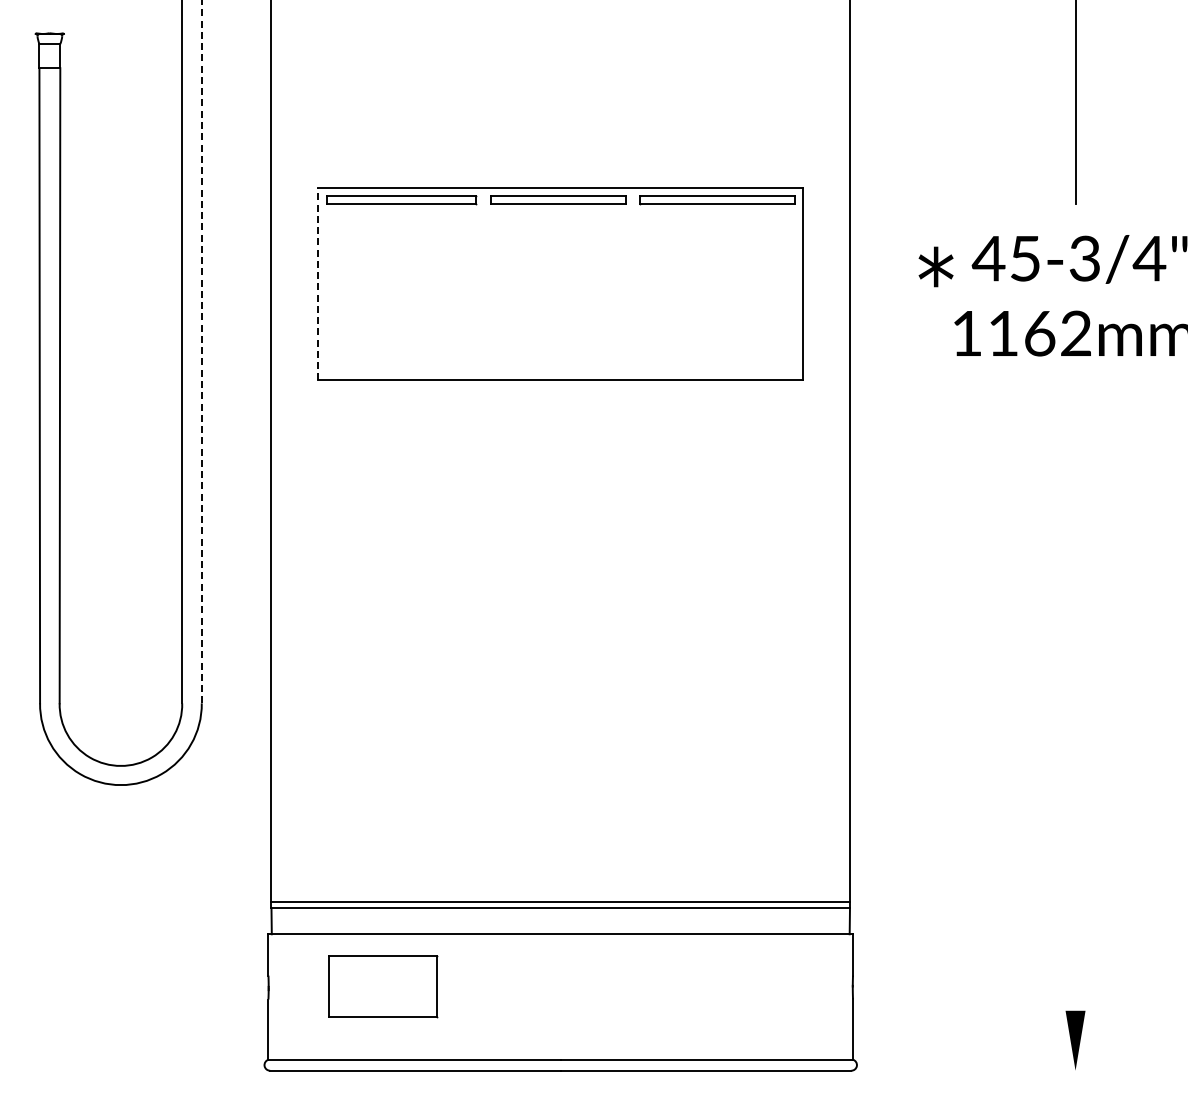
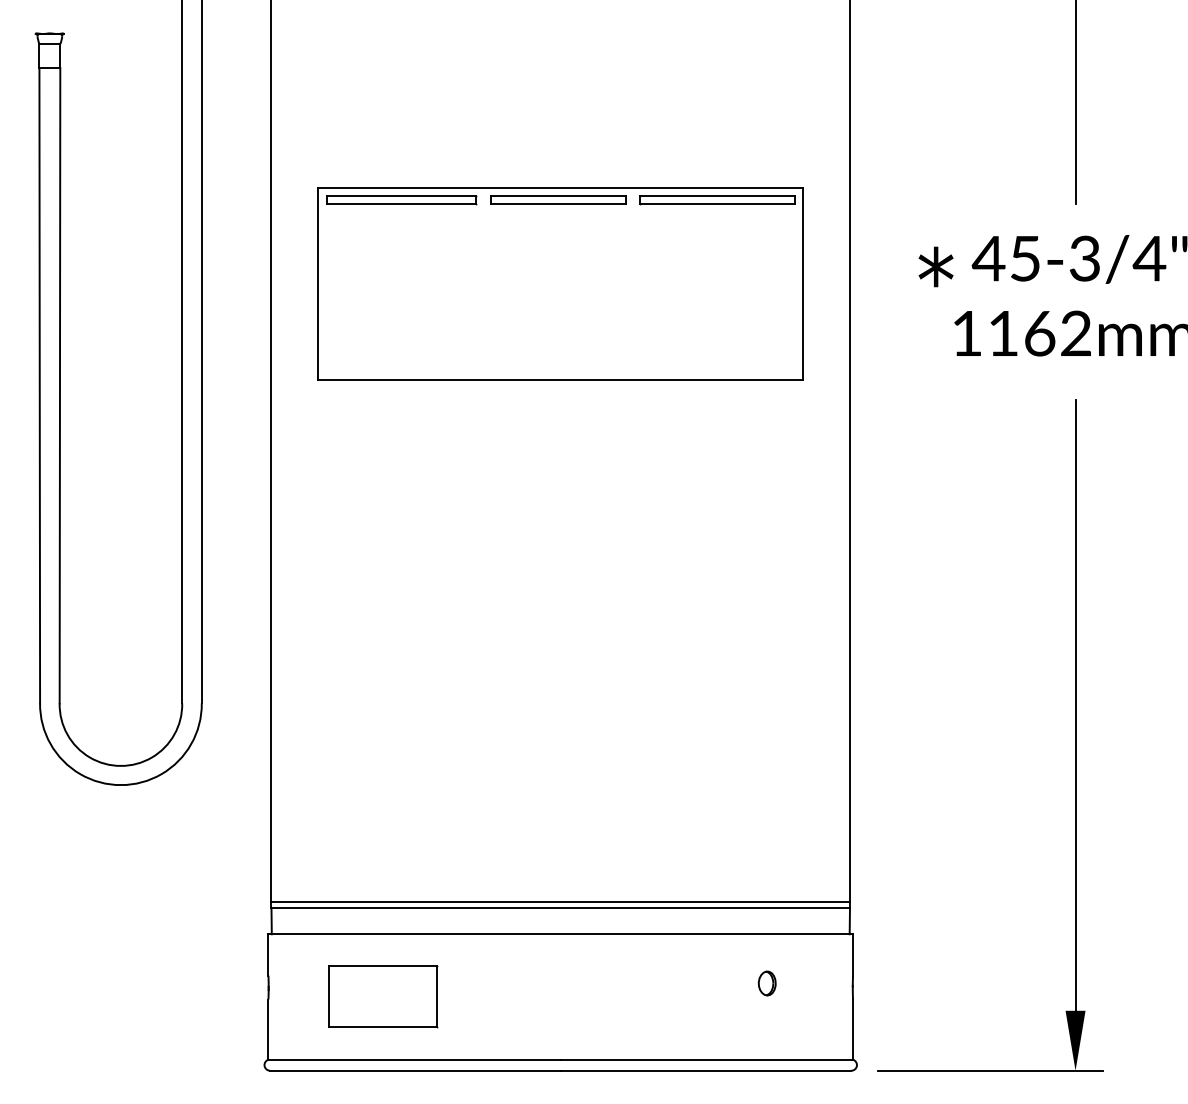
line: dashed -> solid (318, 283)
line: dashed -> solid (201, 351)
line: none -> present (1075, 705)
part: none -> present (766, 983)
part position: (383, 986) -> (383, 996) (383, 996)
line: none -> present (990, 1070)
